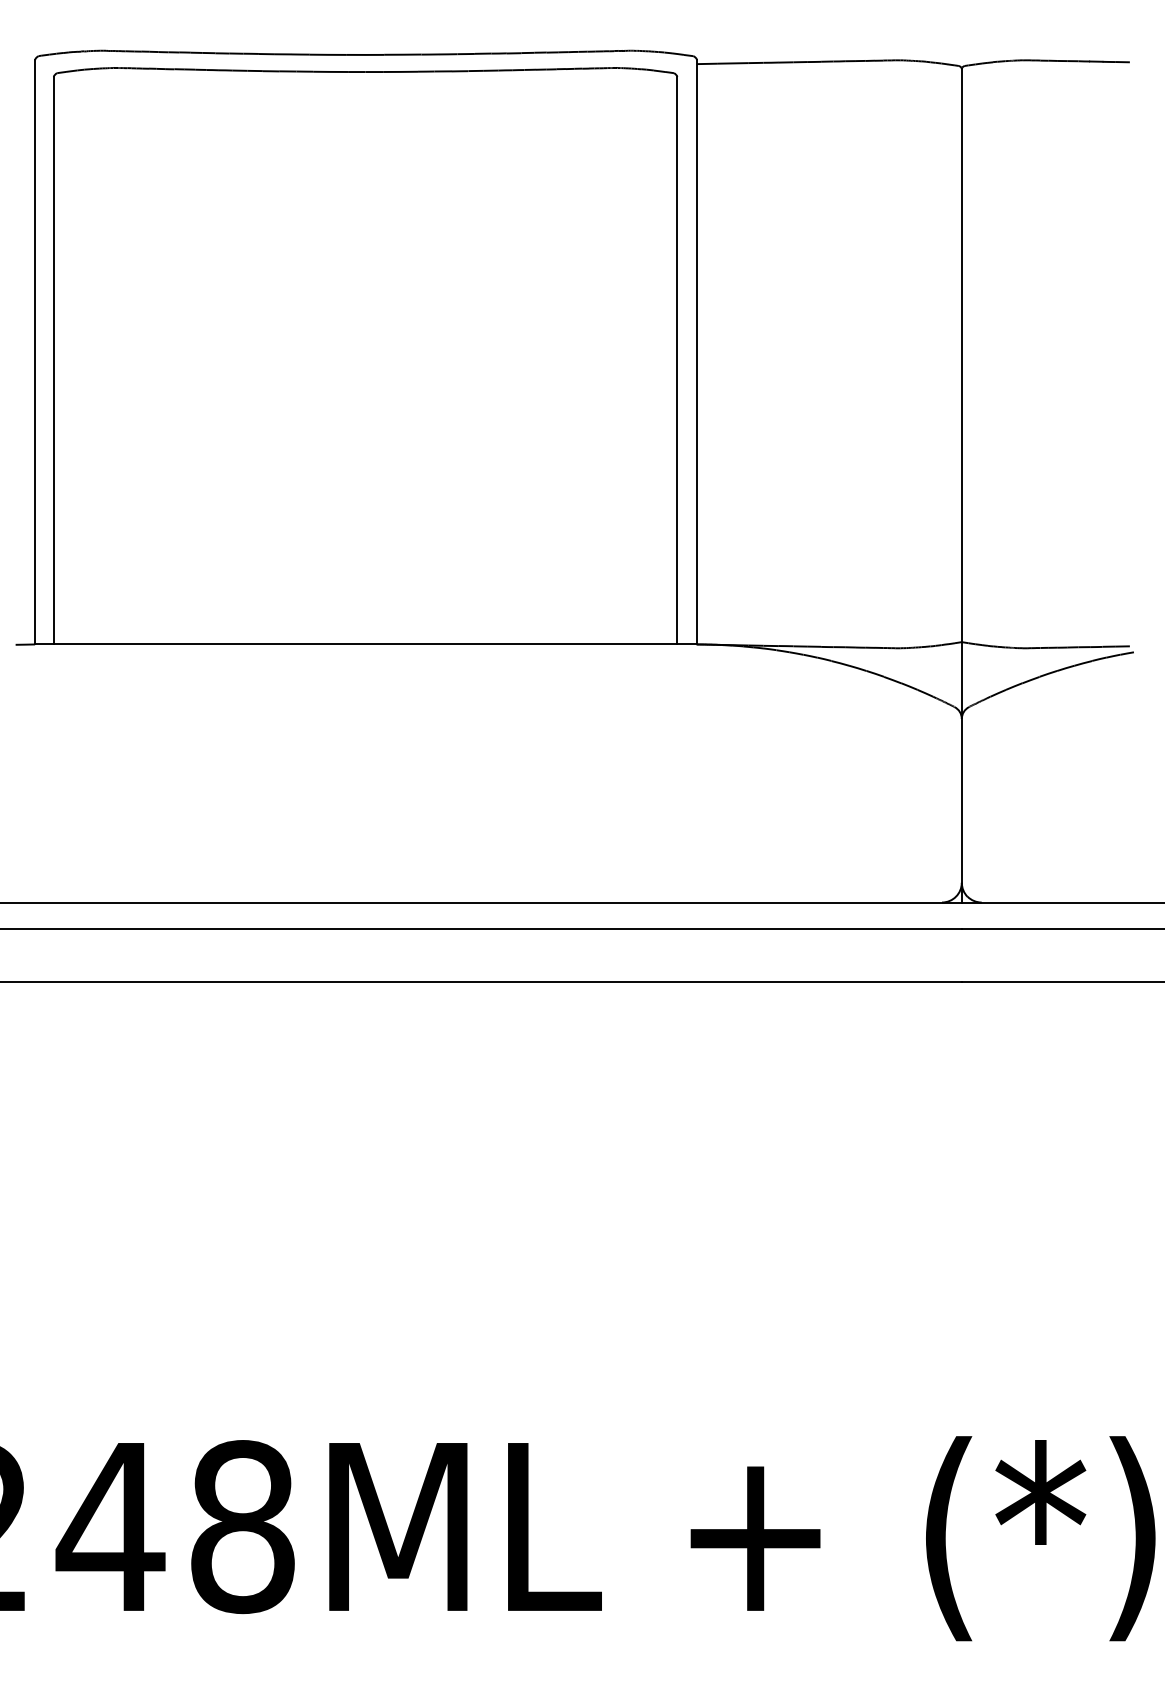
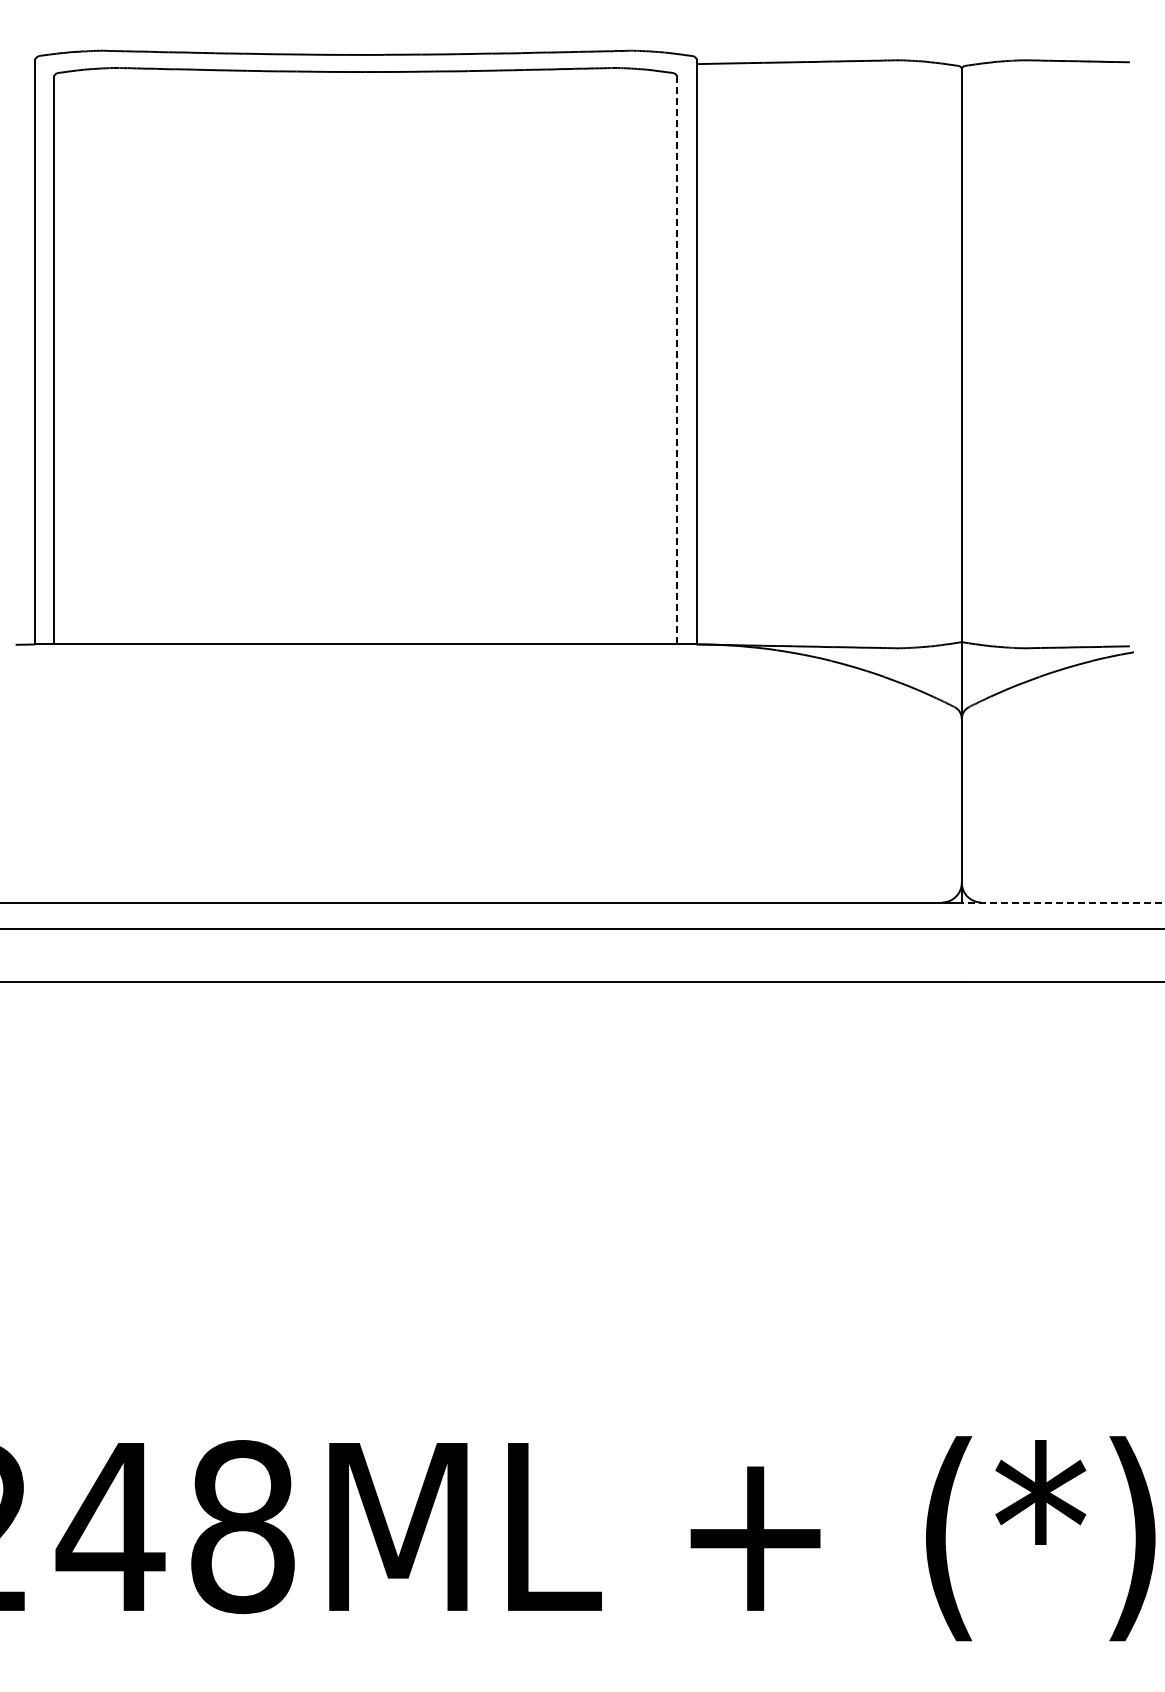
line: solid -> dashed (677, 360)
line: solid -> dashed (1062, 902)
